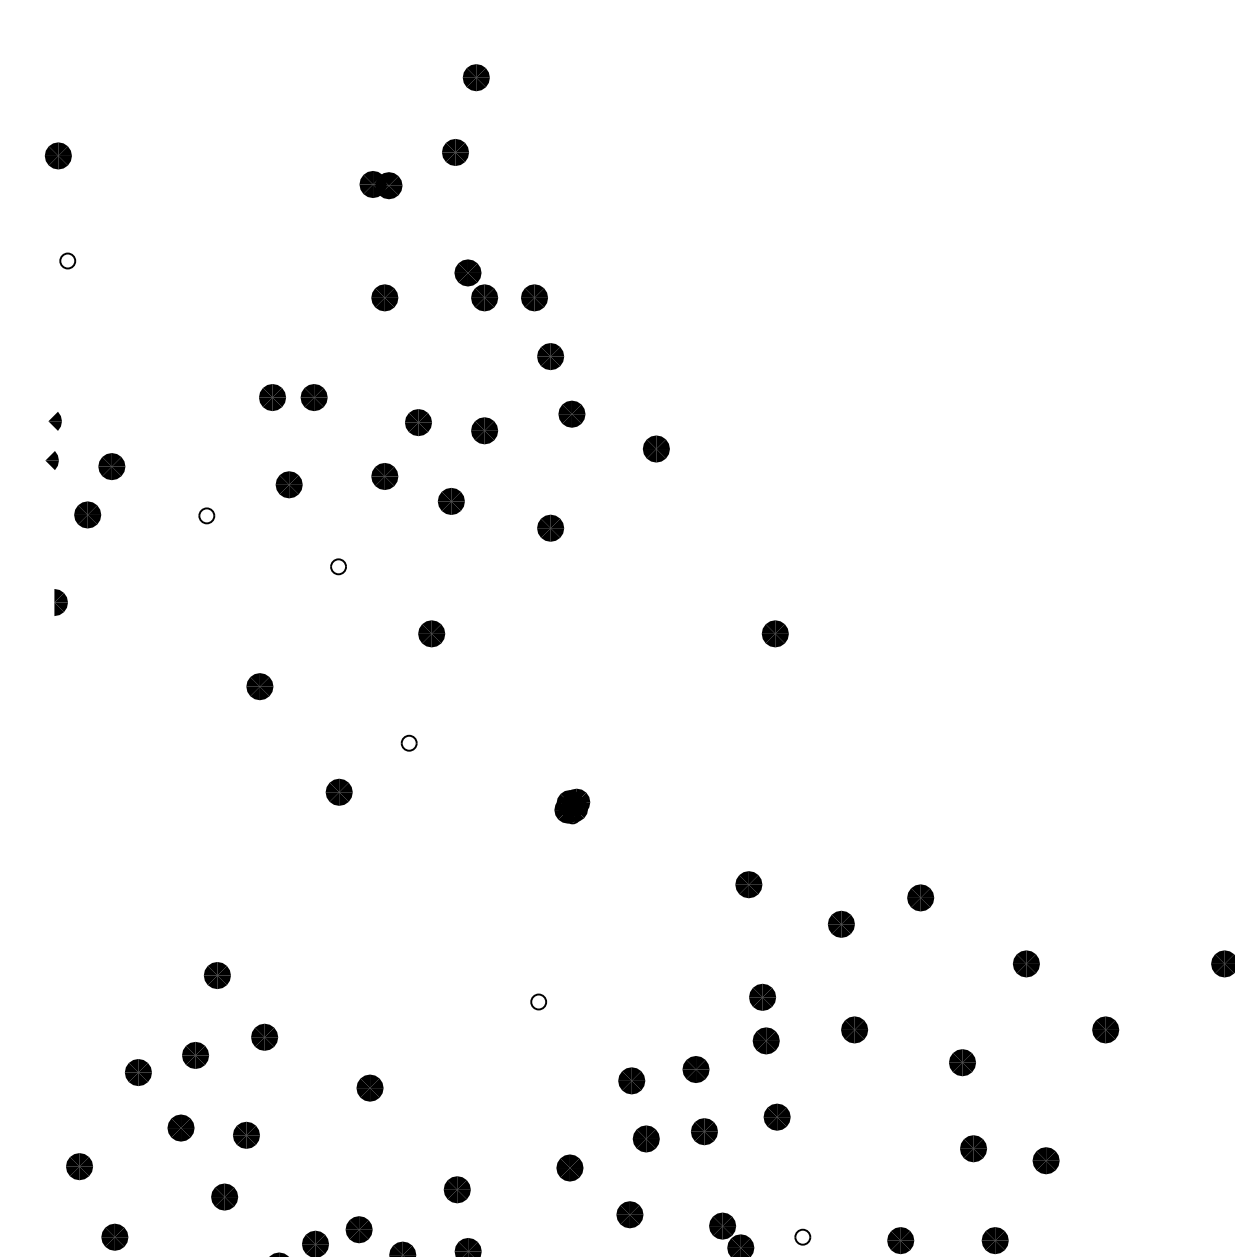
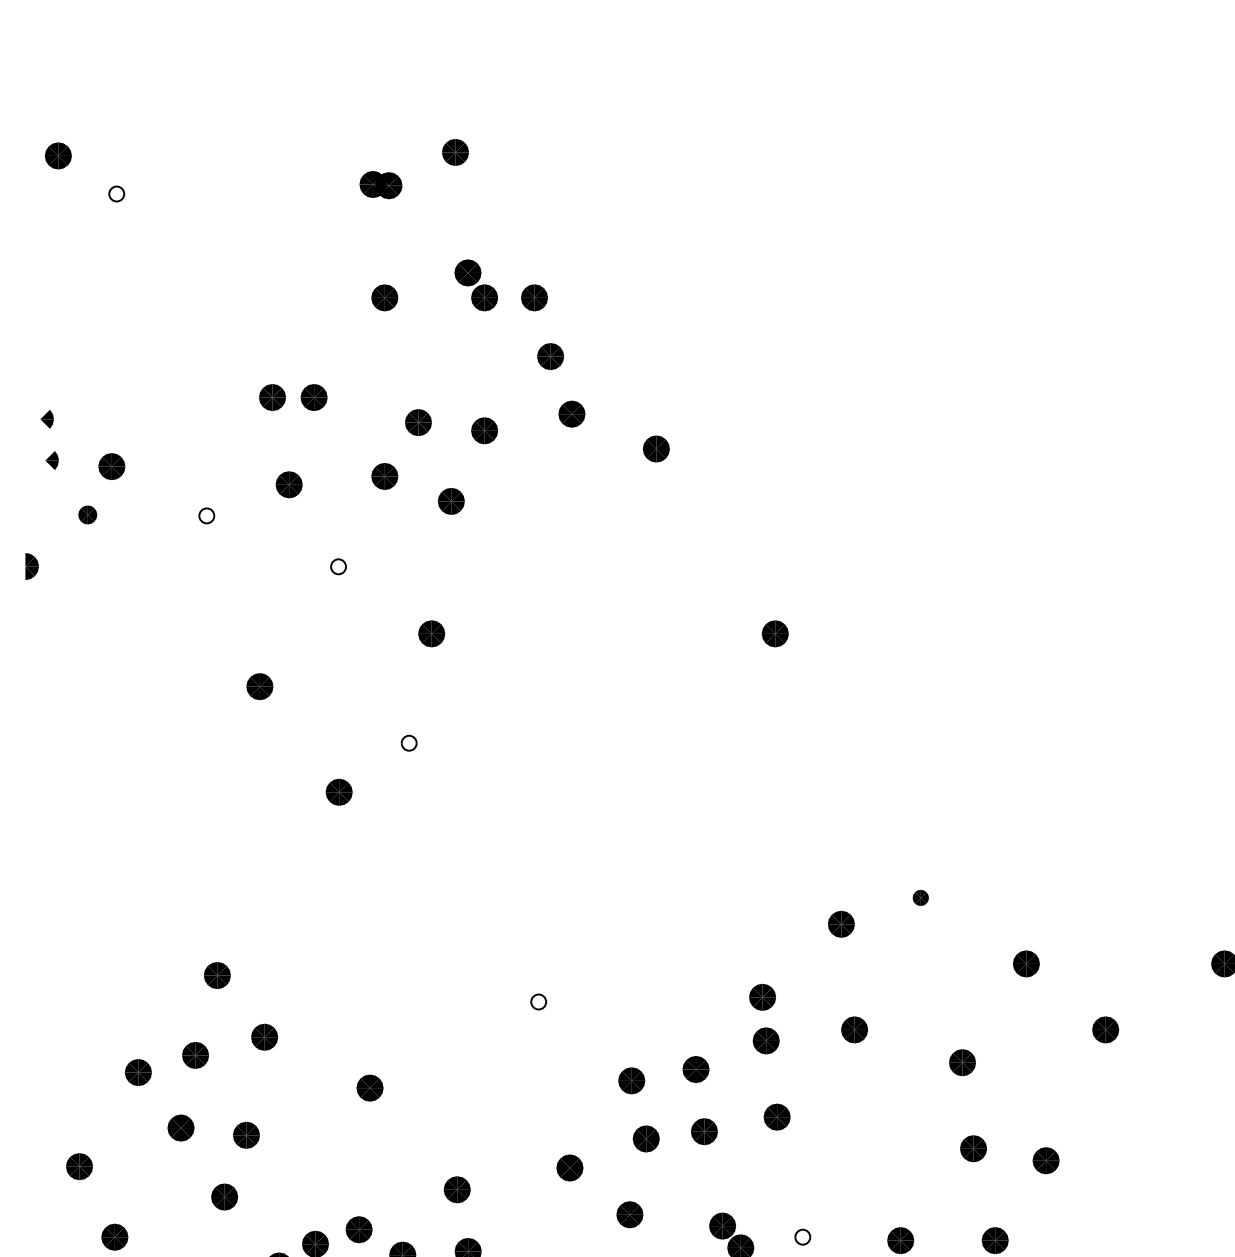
part: present -> none (475, 77)
part position: (67, 260) -> (116, 193) (116, 193)
part position: (54, 421) -> (46, 419) (46, 419)
part size: 28x28 px -> 20x20 px (87, 514)
part: present -> none (550, 527)
part position: (60, 602) -> (31, 566) (31, 566)
part: present -> none (572, 806)
part: present -> none (748, 884)
part size: 28x28 px -> 17x17 px (920, 897)
